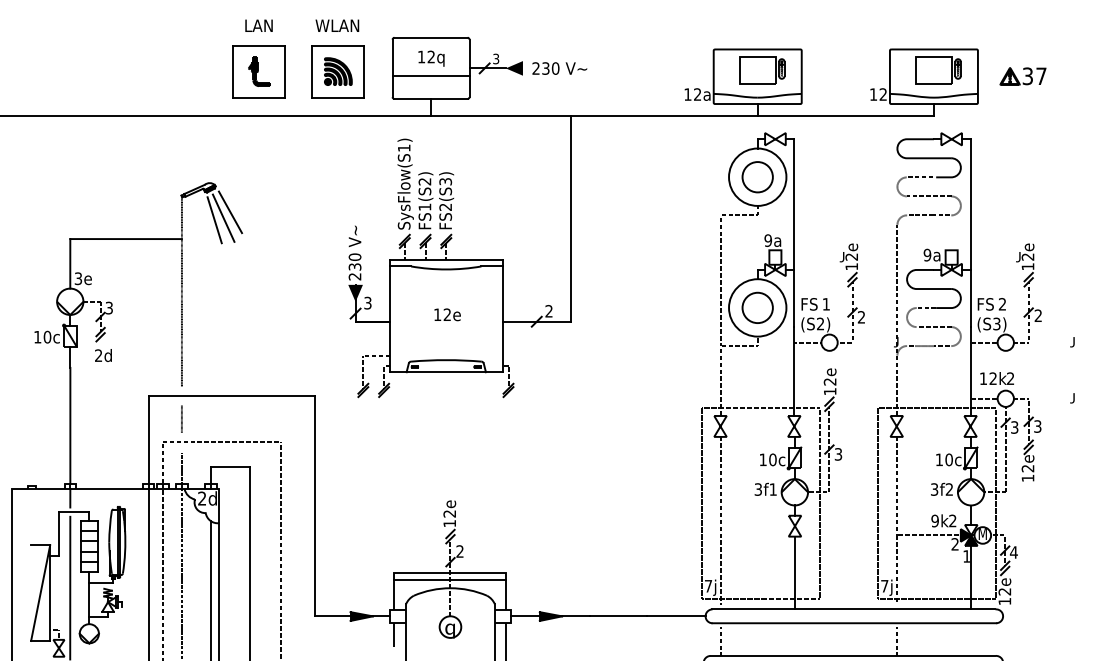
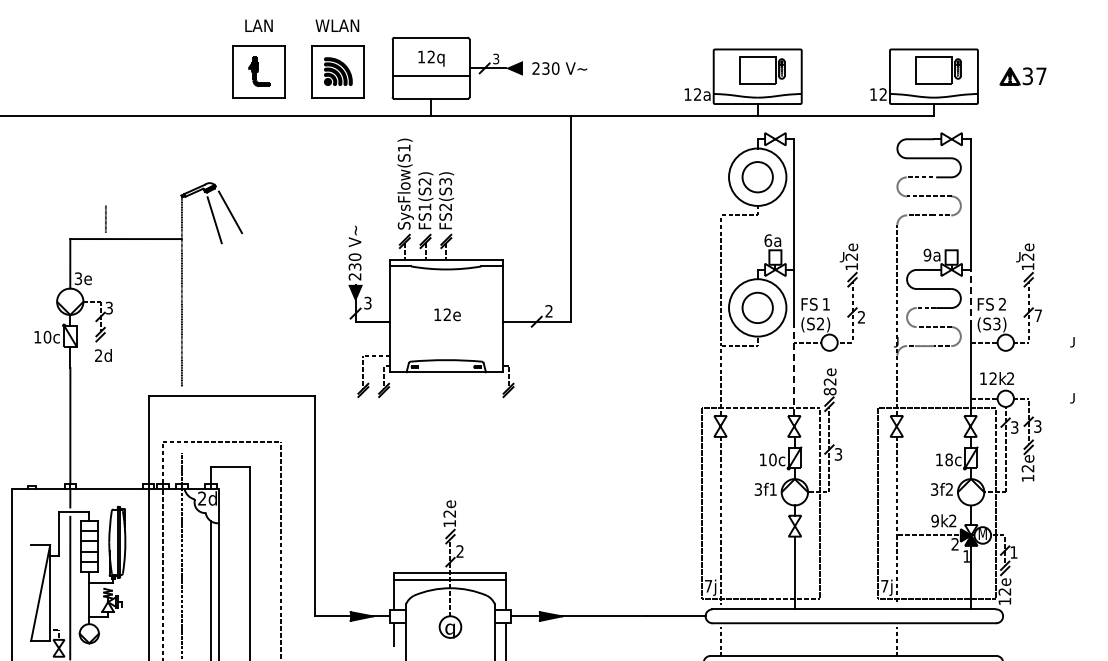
line: present -> none (223, 217)
text: 9a -> 6a (768, 240)
line: solid -> dashed (970, 298)
text: 2 -> 7 (1037, 315)
line: solid -> dashed (794, 371)
text: 12e -> 82e (829, 391)
line position: (181, 418) -> (105, 218) (105, 218)
text: 10c -> 18c (948, 459)
text: 4 -> 1 (1013, 552)
